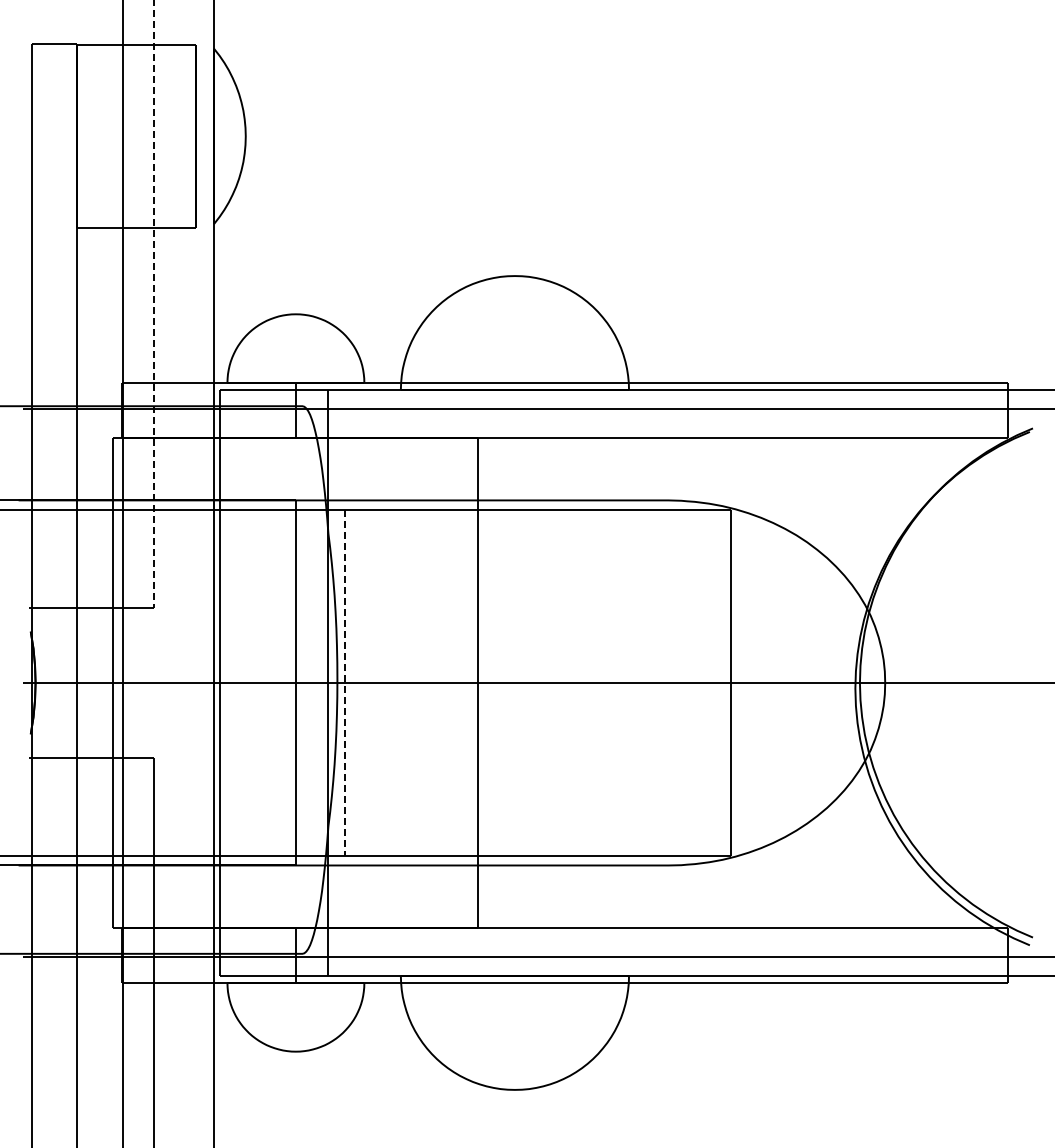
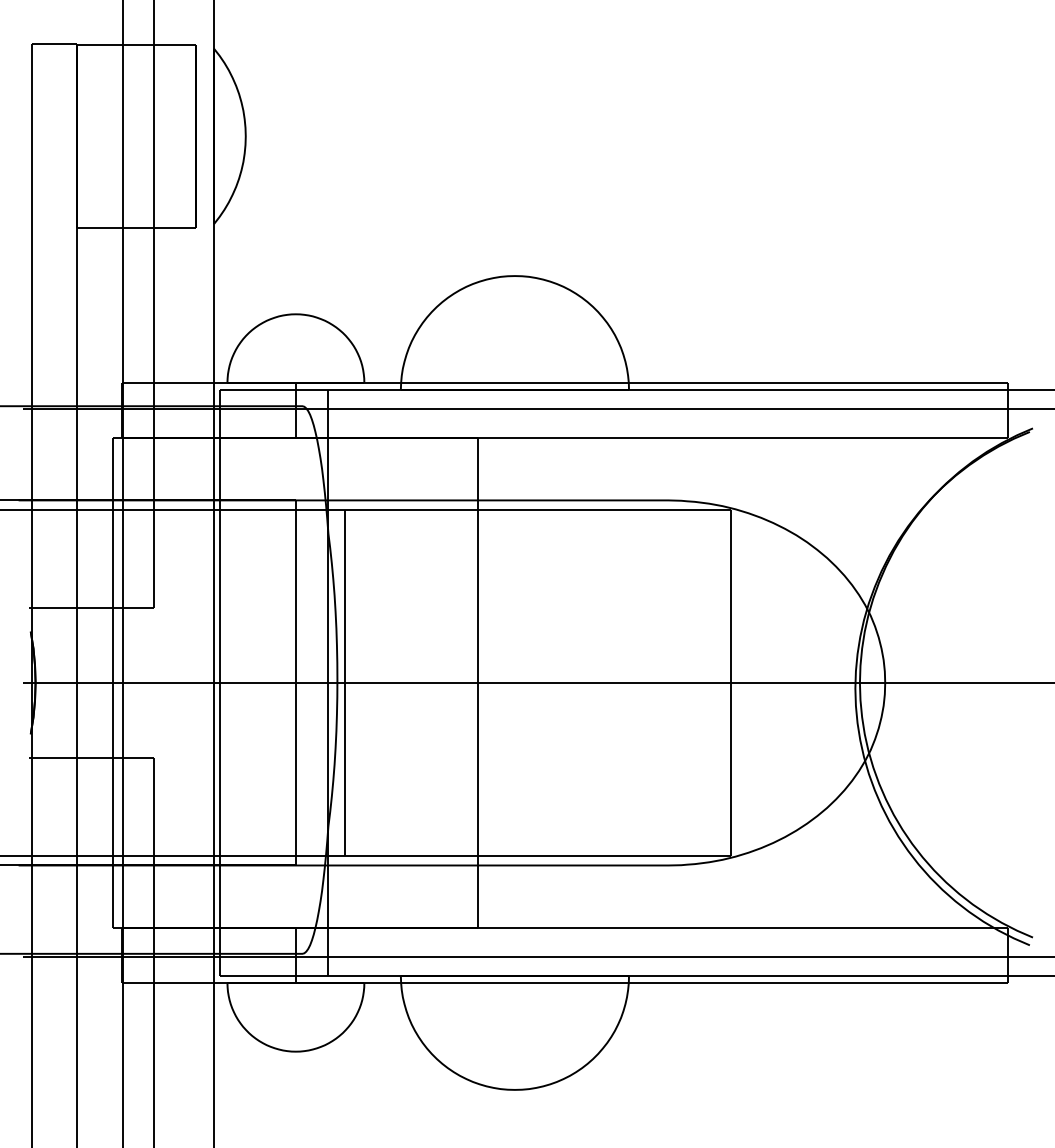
line: dashed -> solid (153, 304)
line: dashed -> solid (345, 683)
